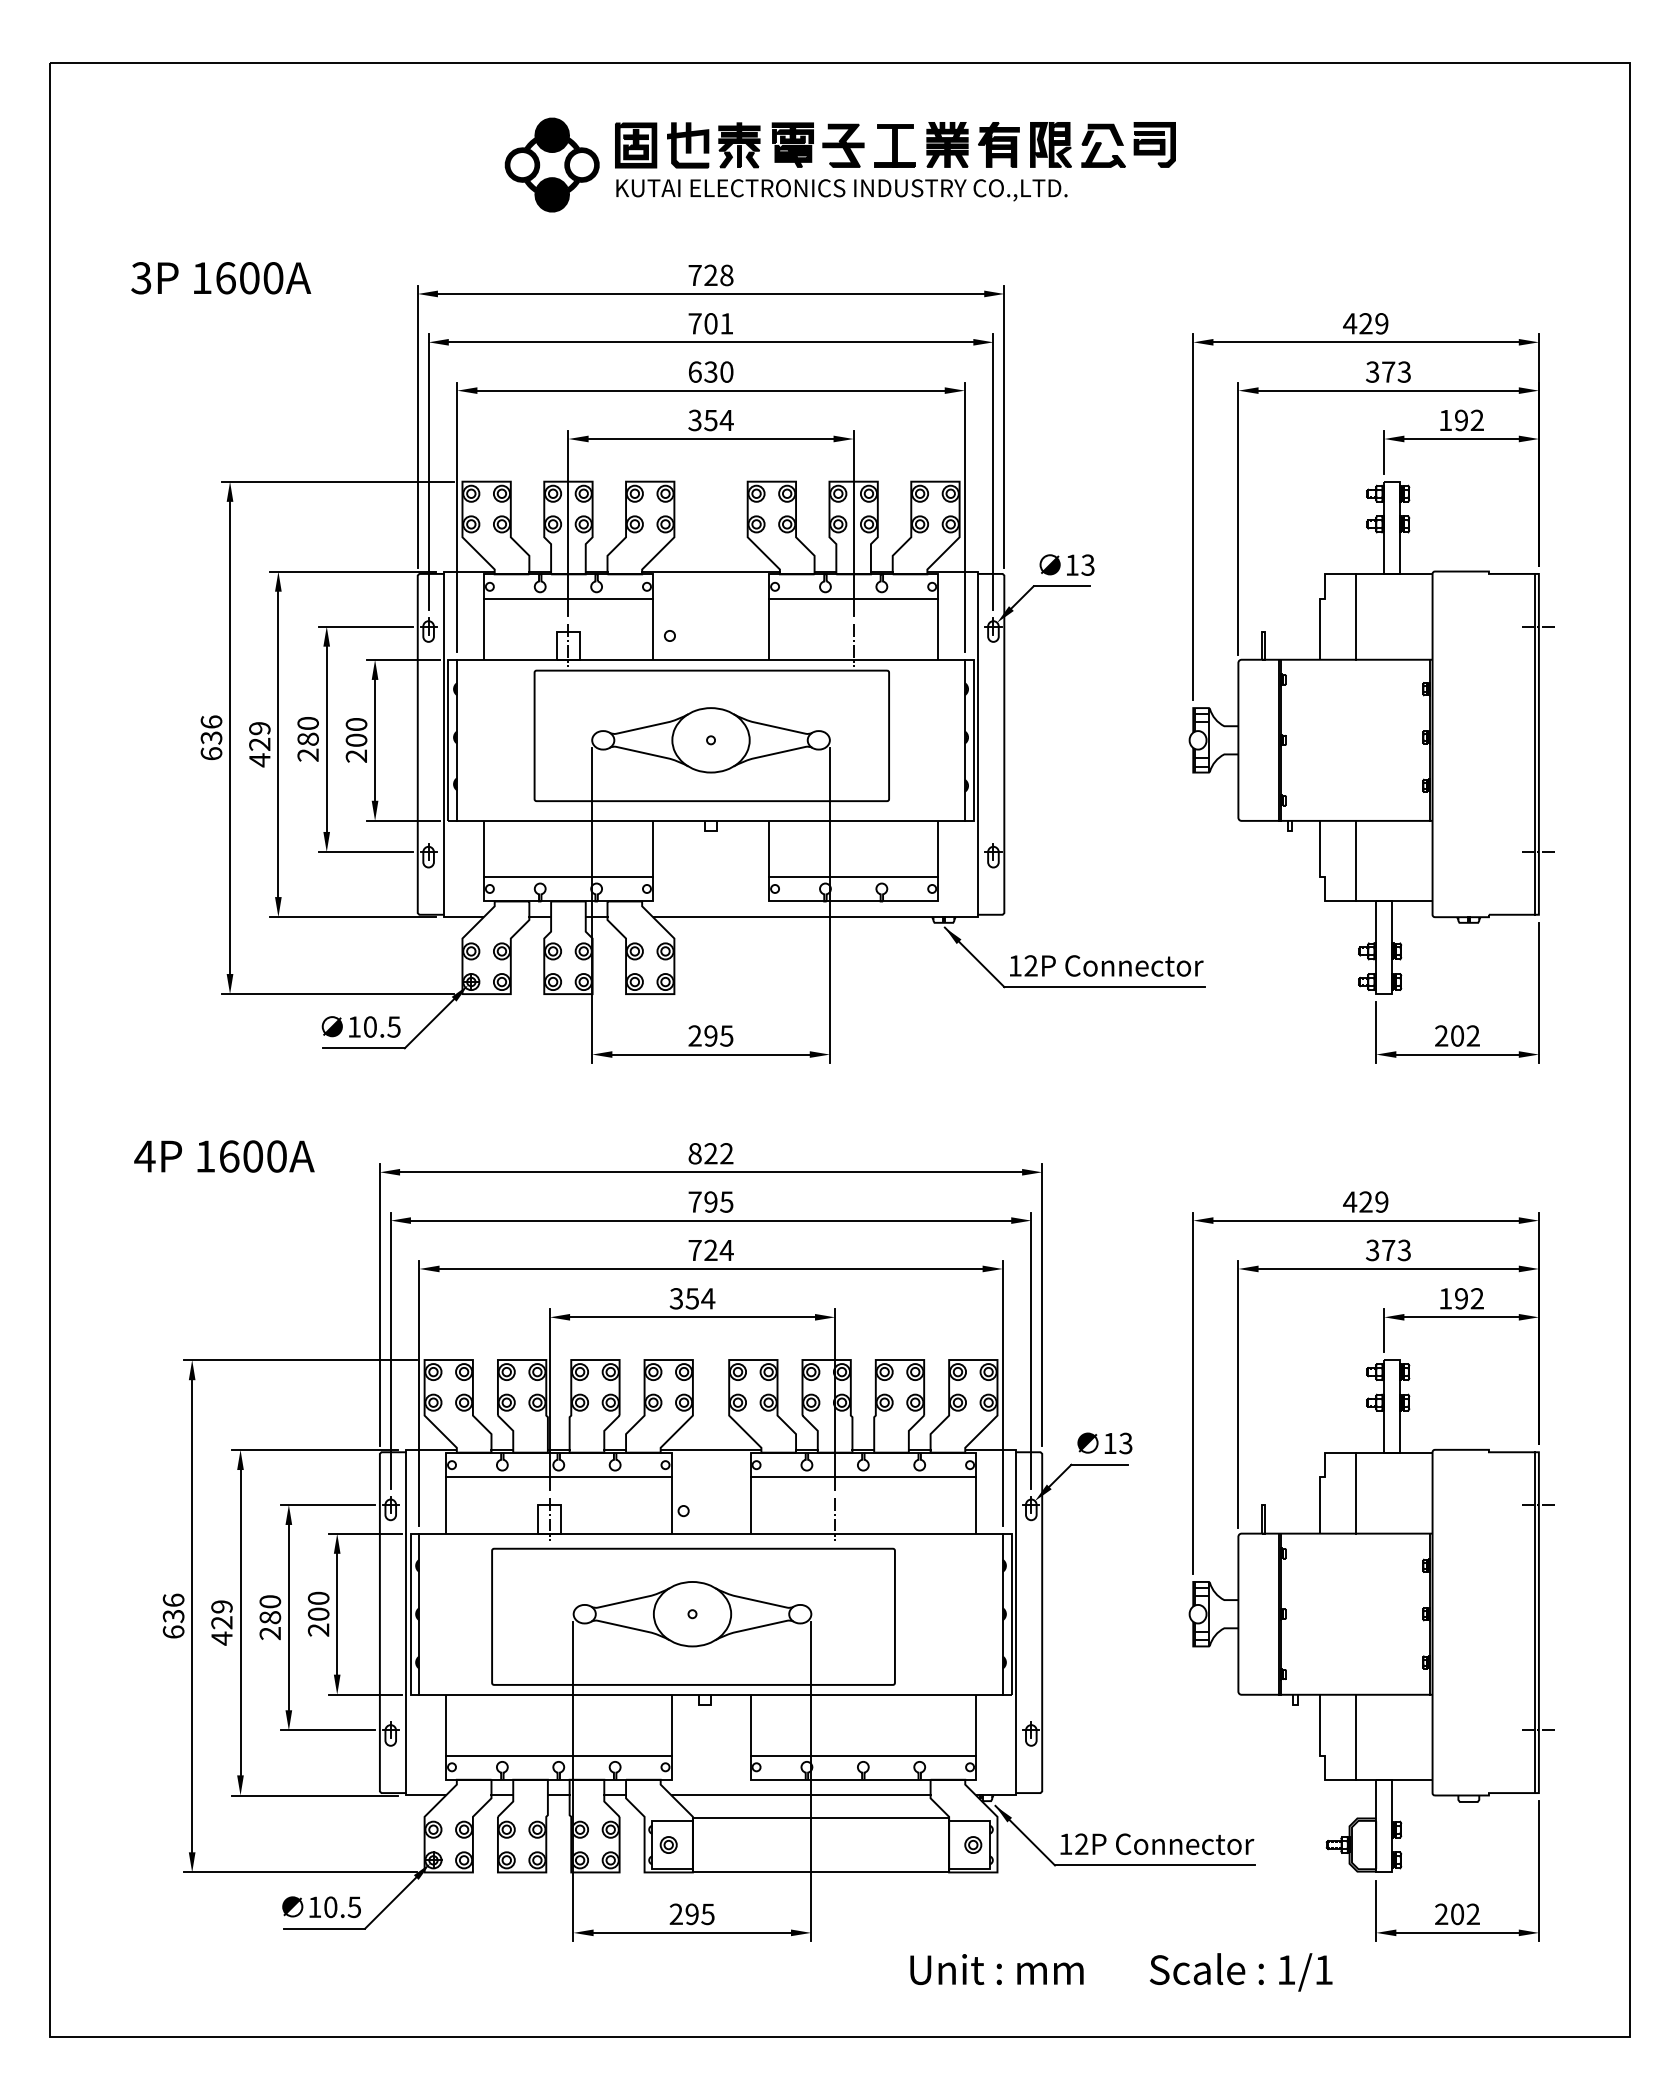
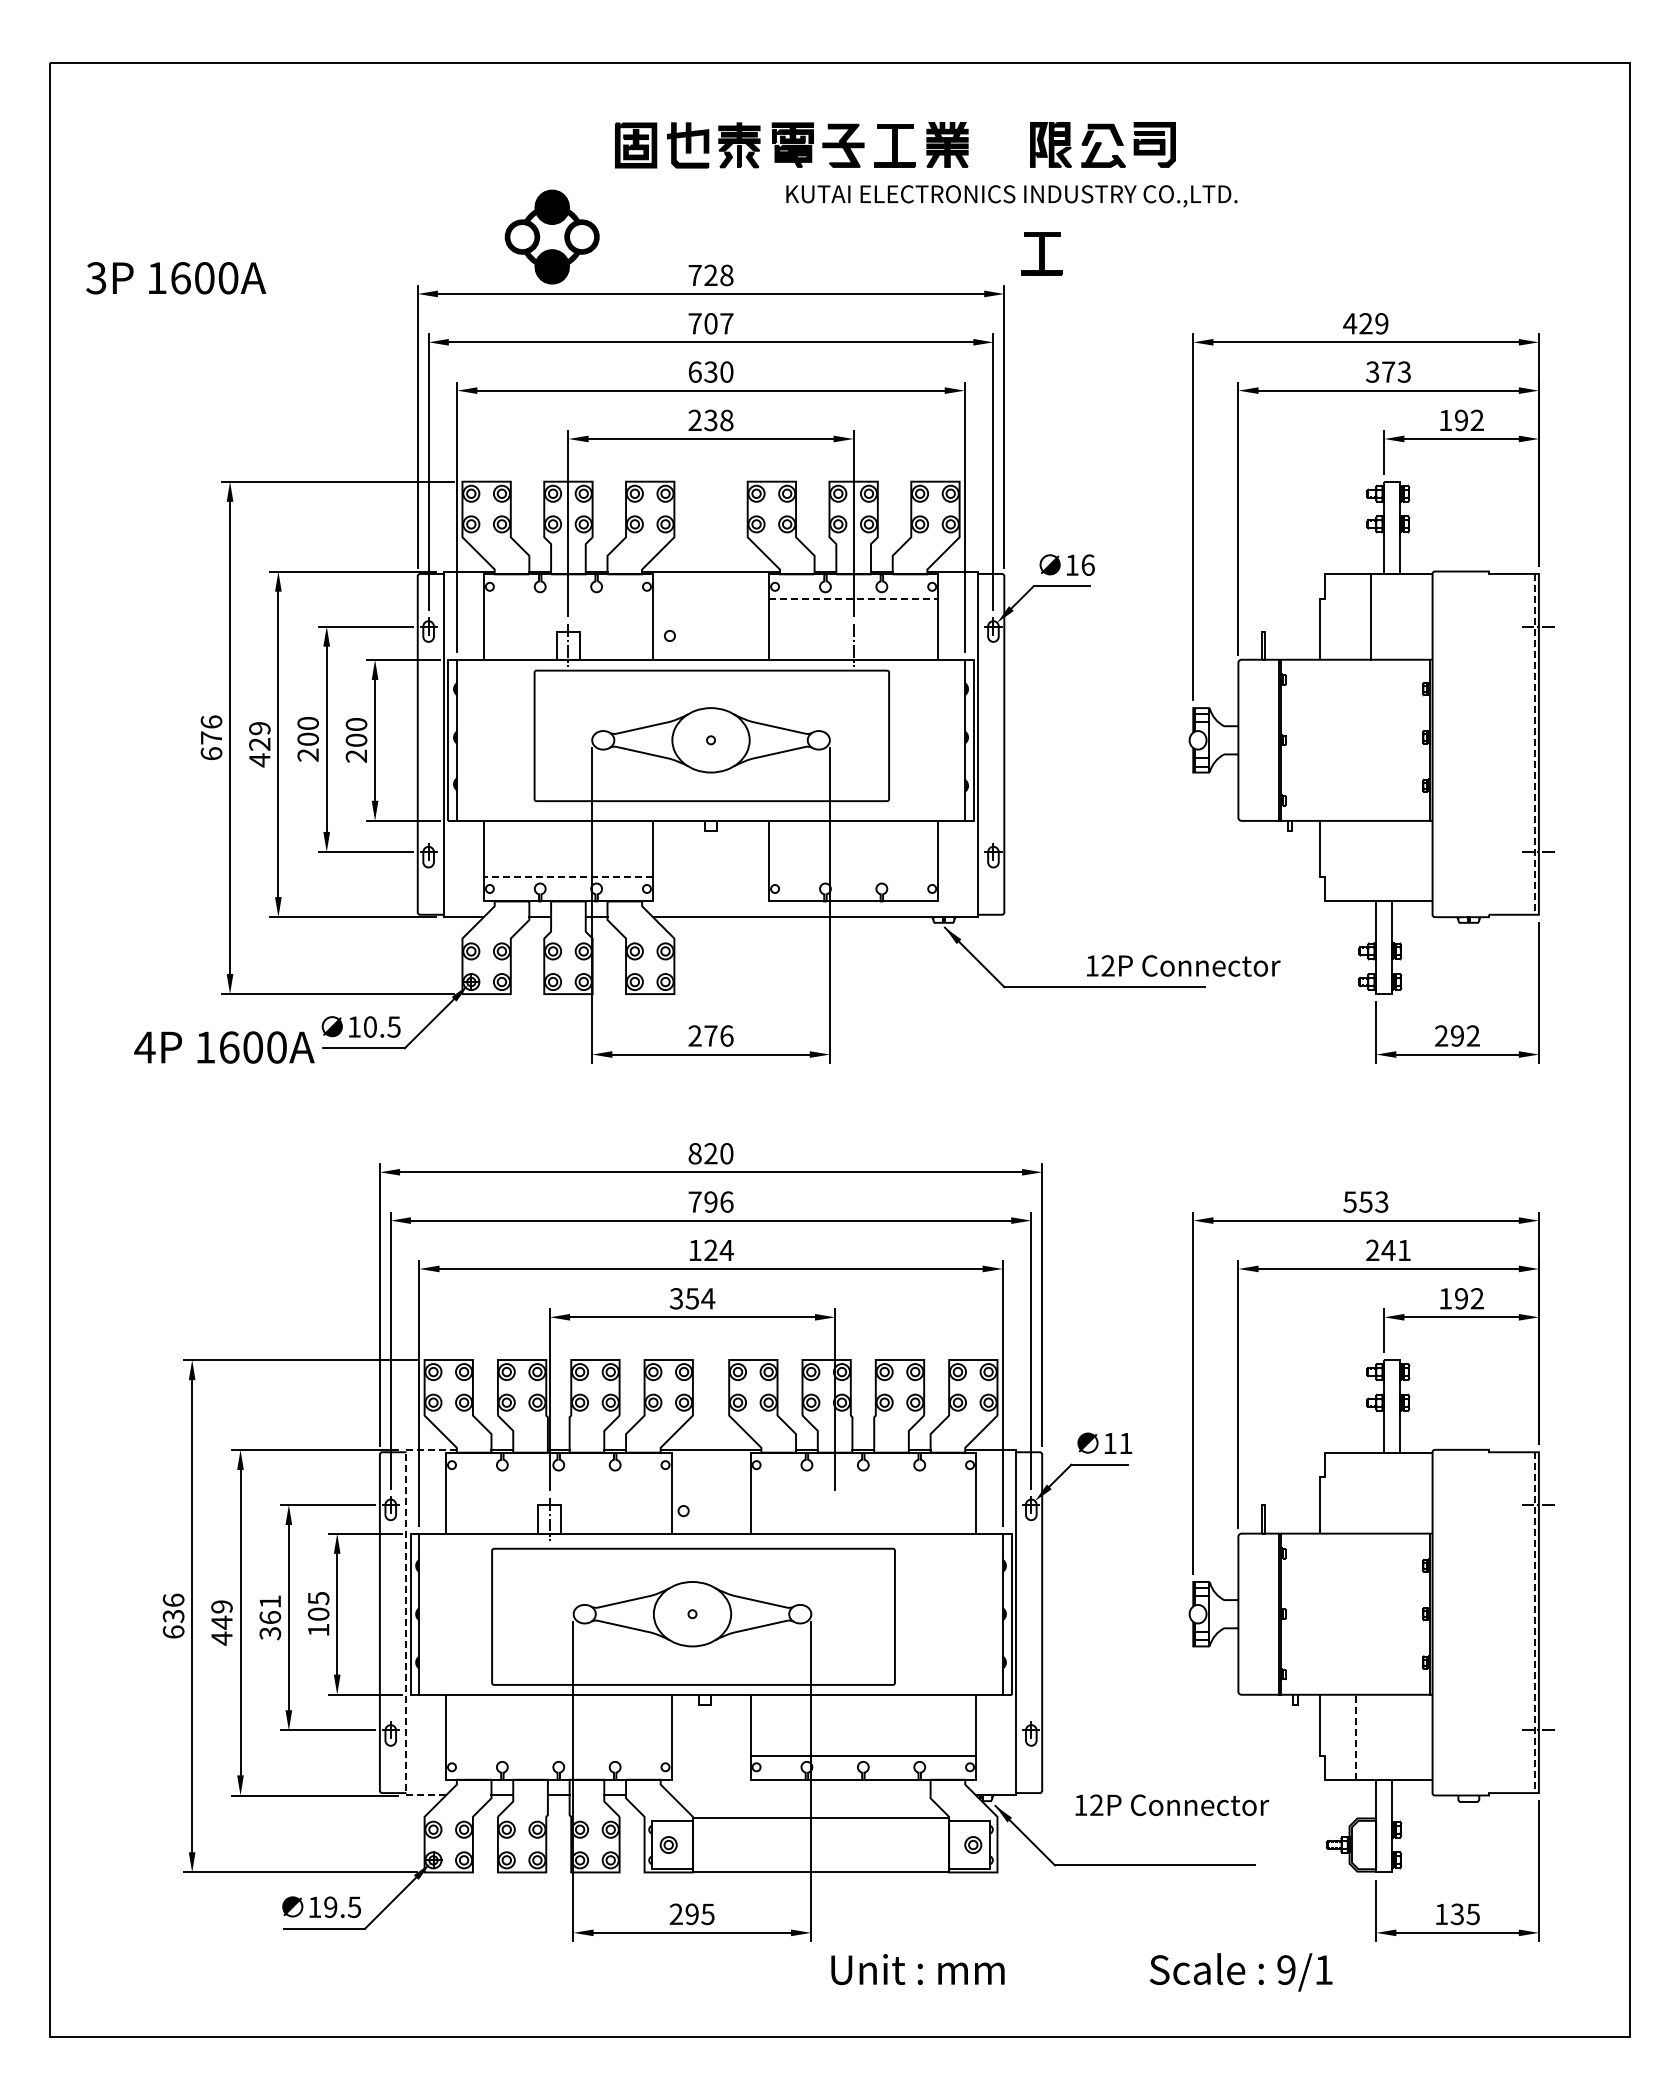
part: present -> none (998, 144)
part position: (551, 164) -> (551, 236) (551, 236)
text position: (841, 190) -> (1011, 196) (1011, 196)
part: none -> present (1041, 253)
text position: (221, 278) -> (176, 278) (176, 278)
text: 701 -> 707 (726, 323)
text: 354 -> 238 (710, 420)
text: 13 -> 16 (1087, 564)
line: present -> none (568, 598)
line: solid -> dashed (853, 598)
line position: (1356, 616) -> (1371, 616) (1371, 616)
text: 636 -> 676 (211, 737)
text: 280 -> 200 (308, 738)
line: solid -> dashed (1534, 744)
line: present -> none (1356, 860)
line: solid -> dashed (568, 877)
line: present -> none (853, 877)
text position: (1106, 965) -> (1183, 965) (1183, 965)
text: 295 -> 276 (718, 1035)
text: 202 -> 292 (1457, 1035)
text: 822 -> 820 (726, 1153)
text position: (224, 1156) -> (224, 1047) (224, 1047)
text: 795 -> 796 (726, 1201)
text: 429 -> 553 (1365, 1201)
text: 724 -> 124 (694, 1250)
text: 373 -> 241 (1388, 1250)
text: 13 -> 11 (1125, 1443)
line: present -> none (558, 1476)
line: present -> none (863, 1476)
line: present -> none (1356, 1492)
line: present -> none (835, 1519)
text: 200 -> 105 (318, 1613)
text: 280 -> 361 (270, 1617)
line: solid -> dashed (406, 1617)
text: 429 -> 449 (221, 1622)
line: solid -> dashed (1534, 1623)
line: solid -> dashed (1356, 1737)
line: present -> none (558, 1755)
line: present -> none (800, 1795)
text position: (1157, 1843) -> (1172, 1804) (1172, 1804)
text: 10.5 -> 19.5 (330, 1906)
text: 202 -> 135 (1457, 1914)
text position: (996, 1969) -> (917, 1969) (917, 1969)
text: 1/1 -> 9/1 (1286, 1970)
